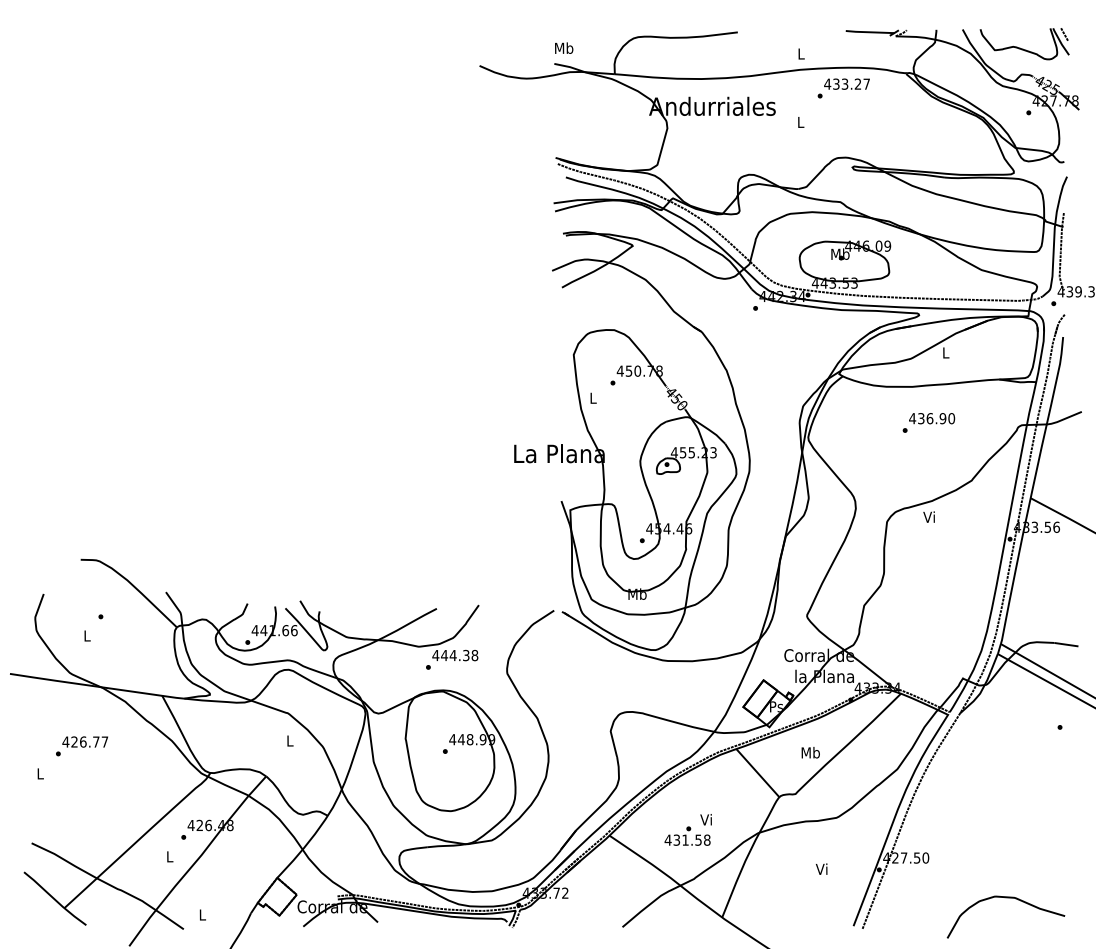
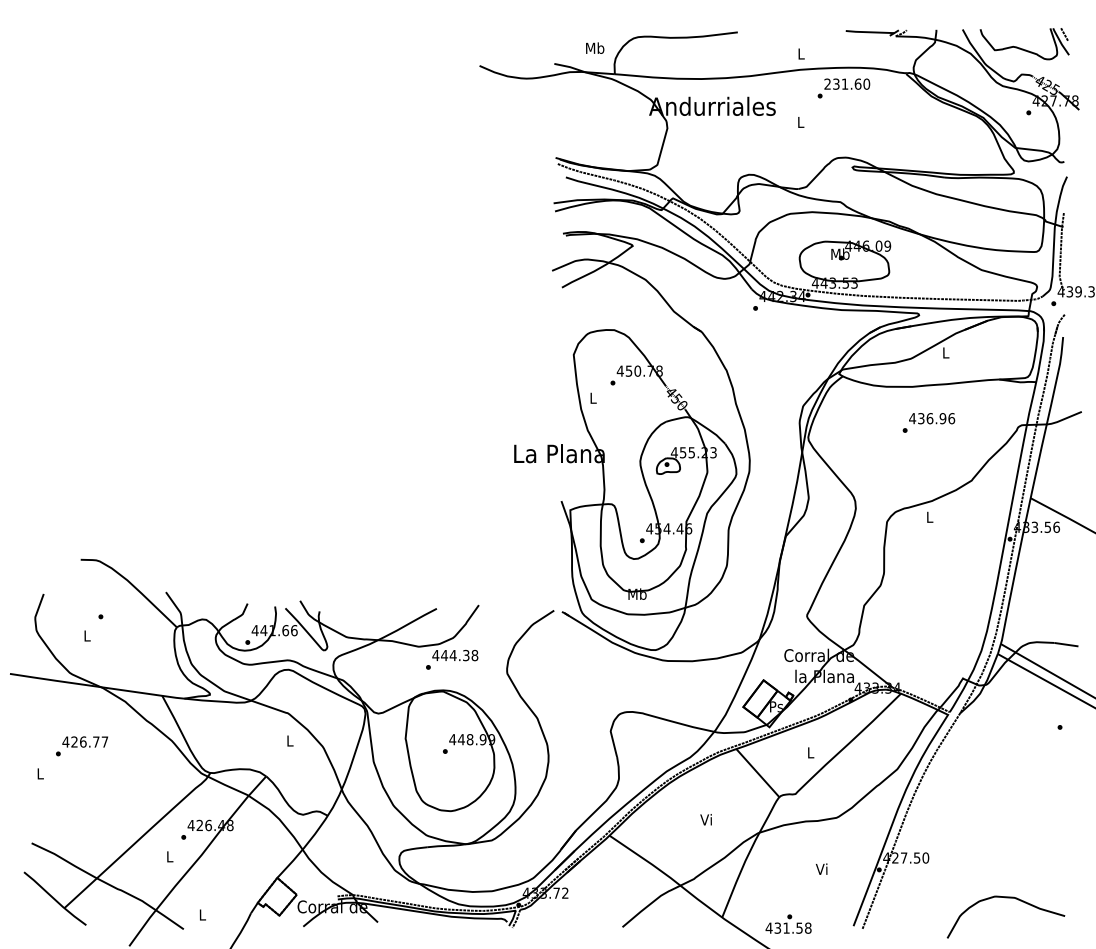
text position: (564, 47) -> (595, 47) (595, 47)
text: 433.27 -> 231.60 (847, 83)
text: 436.90 -> 436.96 (951, 418)
text: Vi -> L (928, 516)
text: Mb -> L (810, 752)
text position: (687, 835) -> (788, 923) (788, 923)
